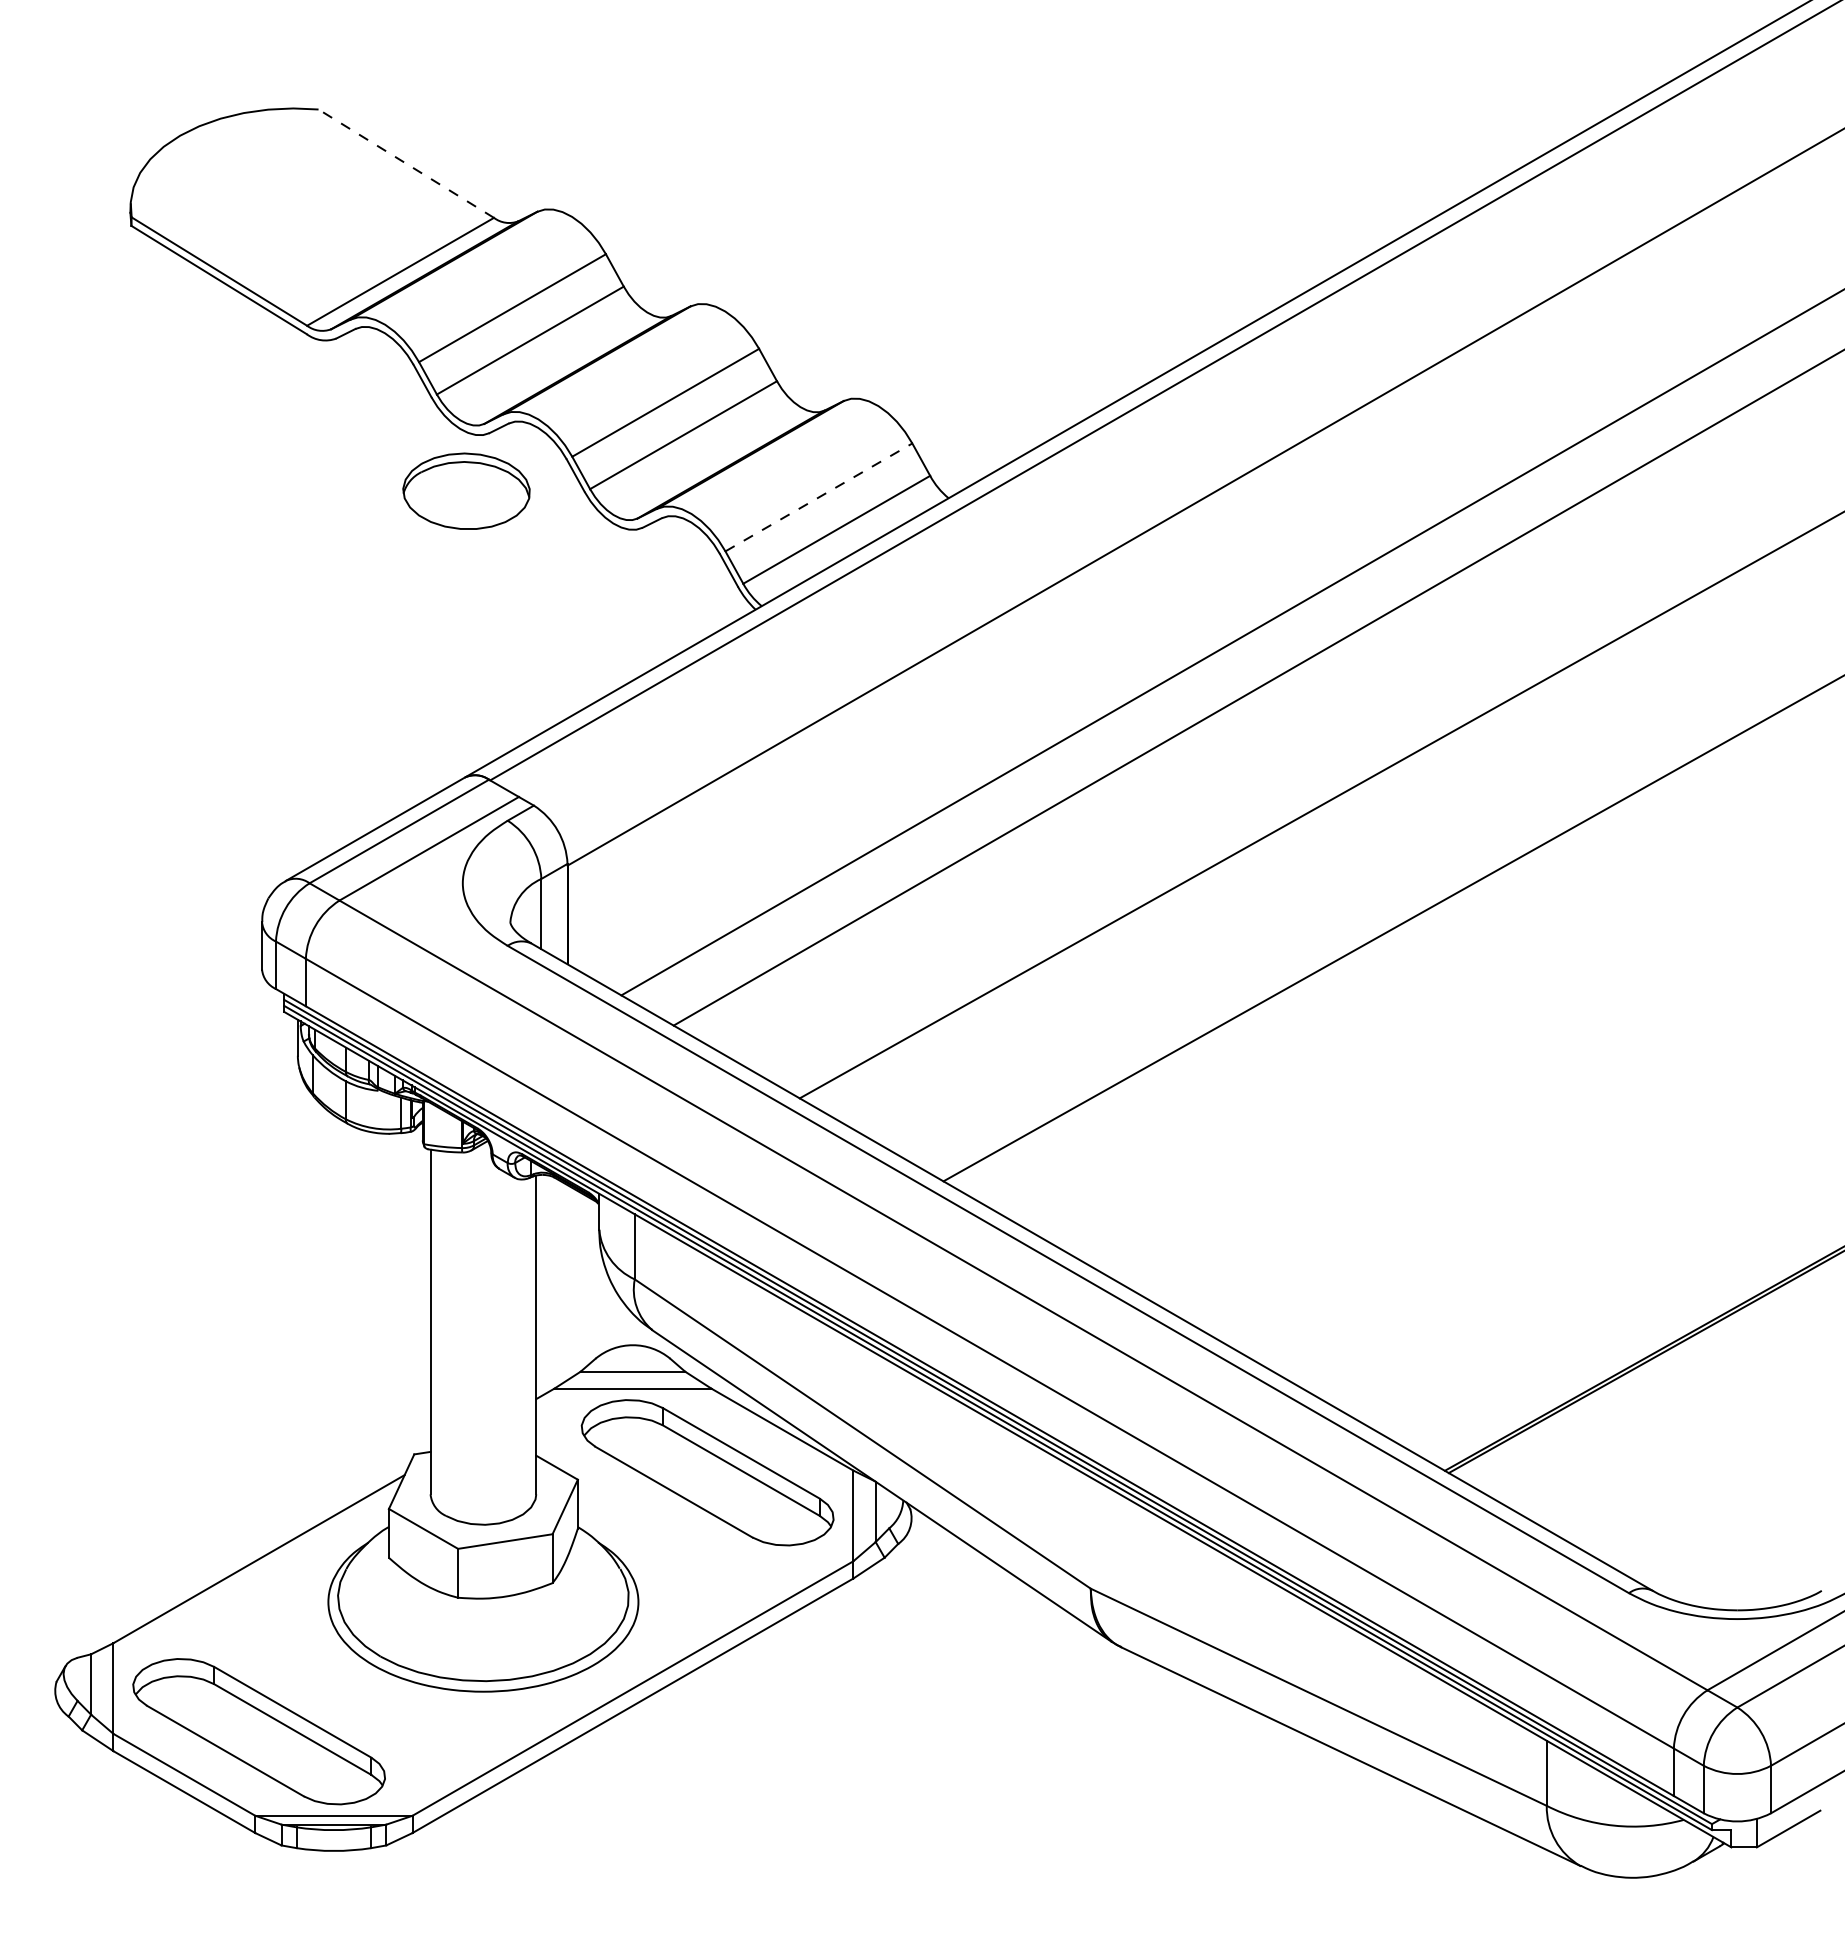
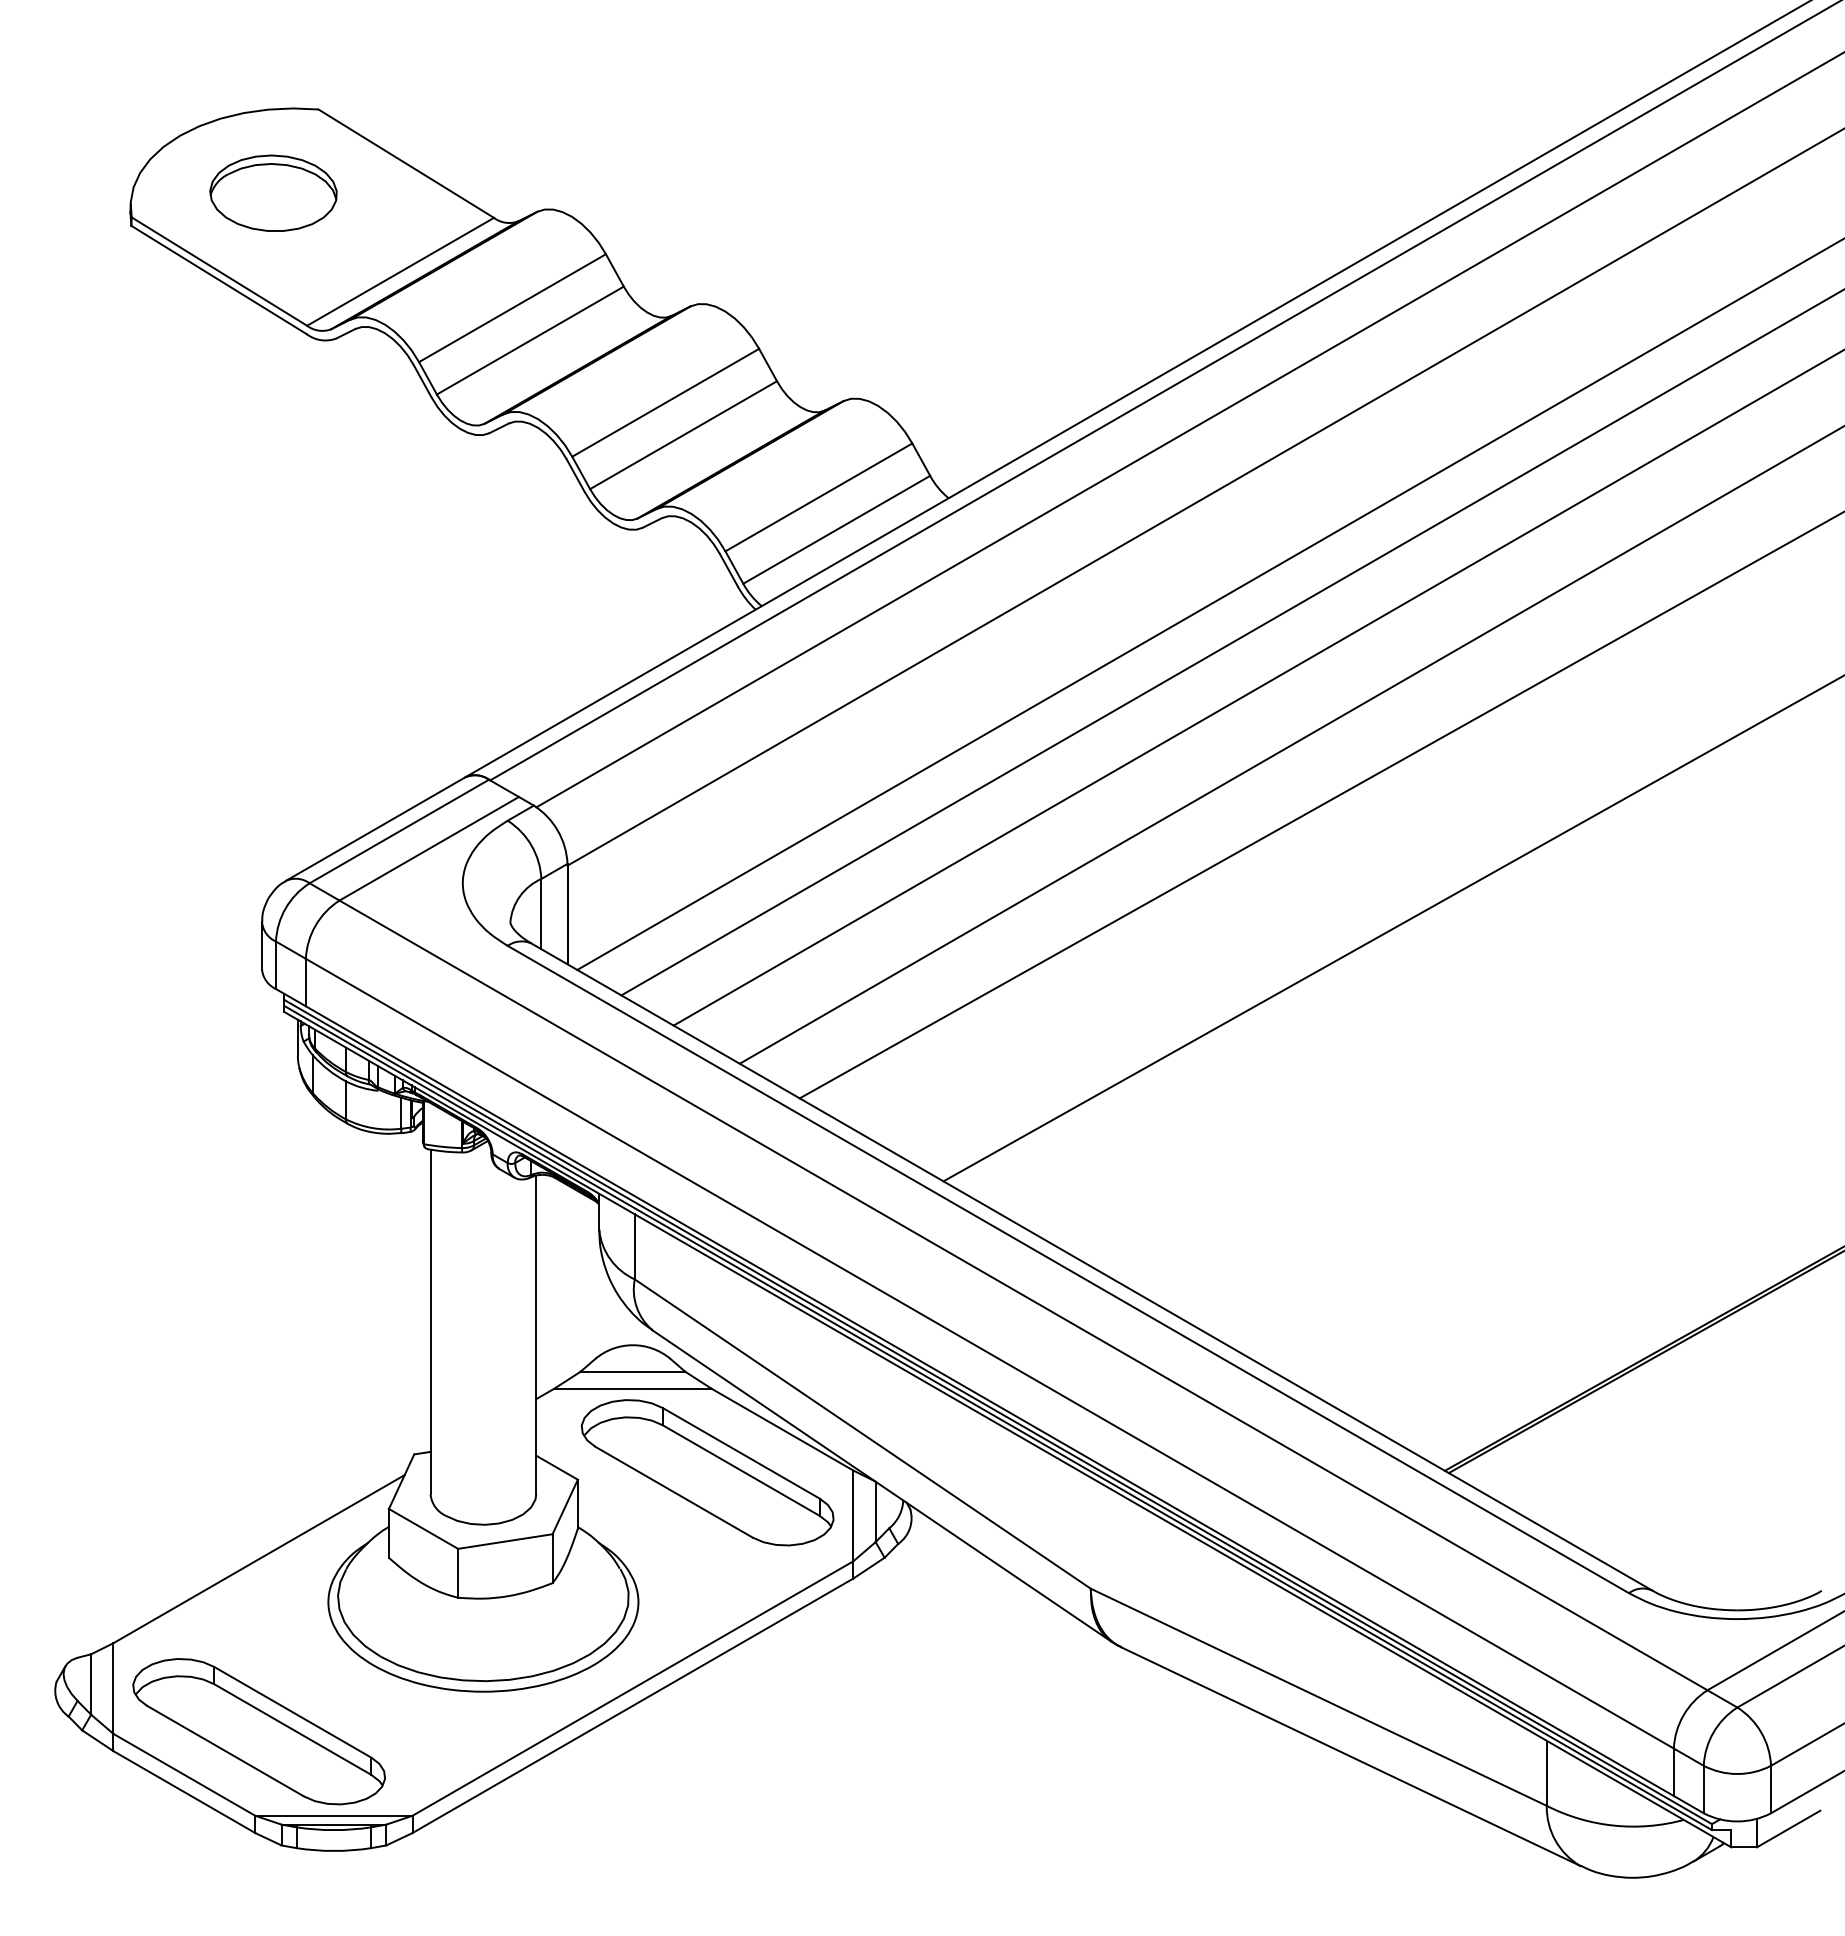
line: dashed -> solid (405, 163)
line: none -> present (1188, 430)
part position: (466, 490) -> (273, 192) (273, 192)
line: dashed -> solid (818, 497)
line: none -> present (1209, 604)
line: none -> present (1290, 745)
